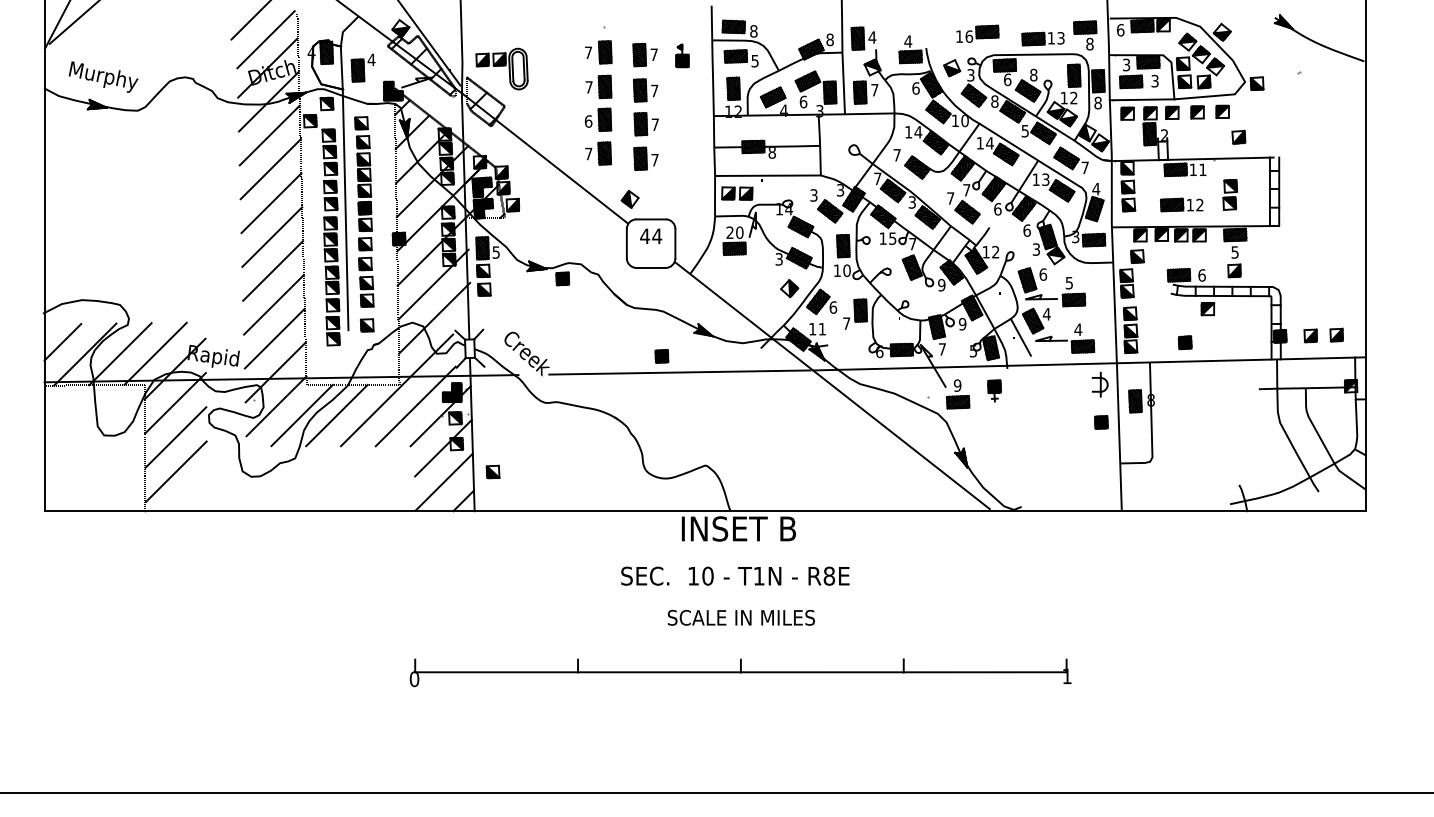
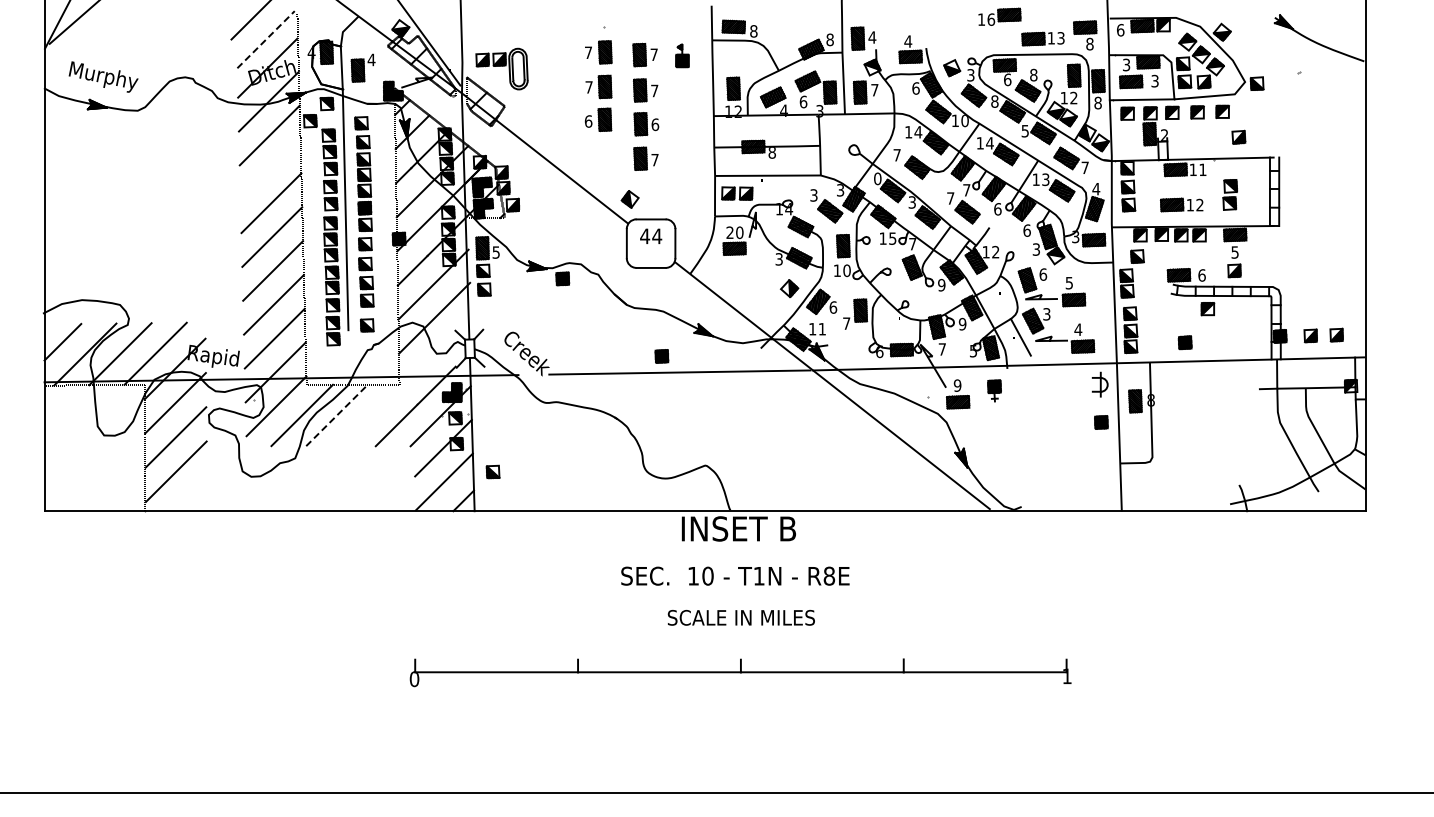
part position: (977, 33) -> (999, 16) (999, 16)
line: solid -> dashed (266, 39)
part: present -> none (740, 58)
text: 7 -> 6 (655, 124)
part: present -> none (598, 153)
line: present -> none (270, 169)
text: 7 -> 0 (877, 178)
text: 4 -> 3 (1046, 314)
line: present -> none (397, 390)
line: solid -> dashed (337, 415)
